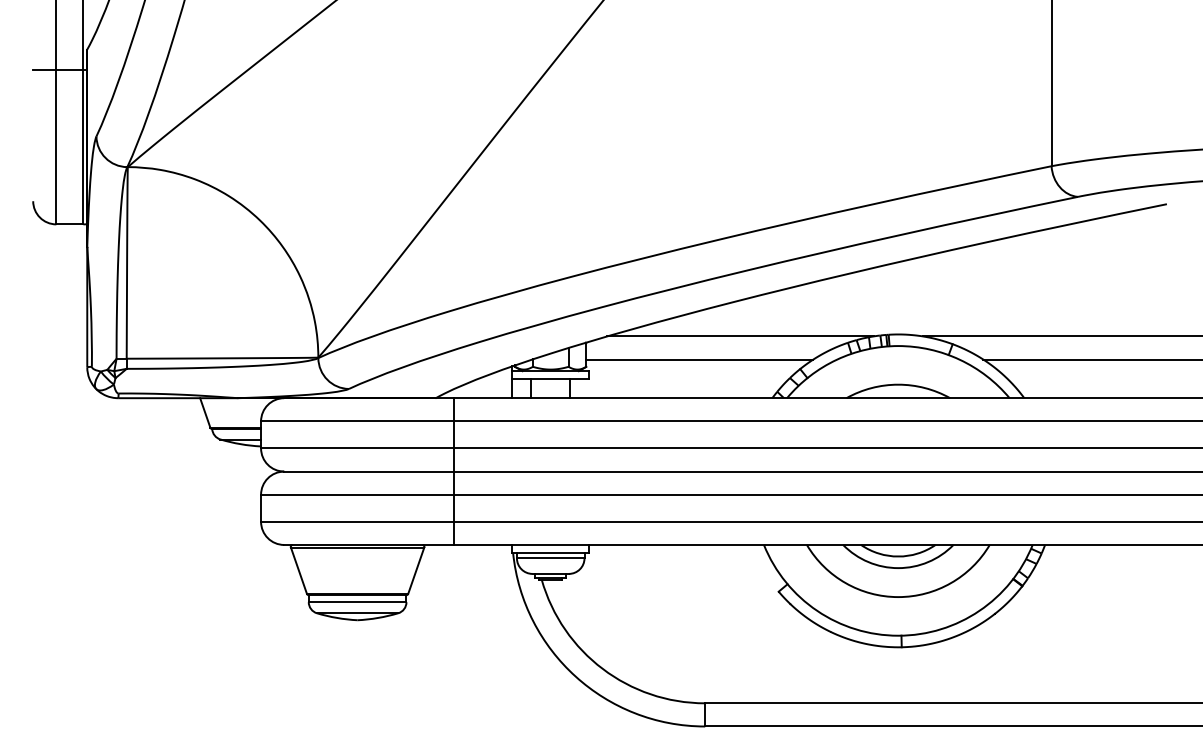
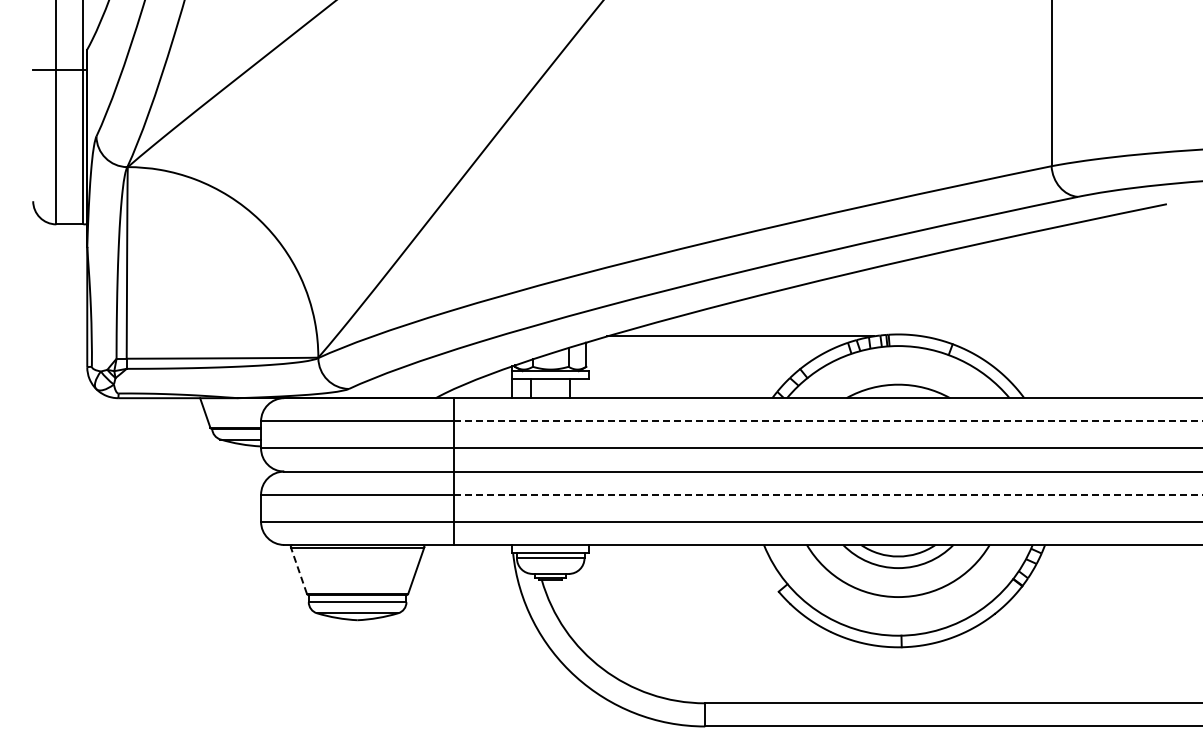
line: present -> none (1060, 336)
line: present -> none (699, 359)
line: present -> none (1091, 359)
line: solid -> dashed (828, 421)
line: solid -> dashed (828, 494)
line: solid -> dashed (298, 570)
